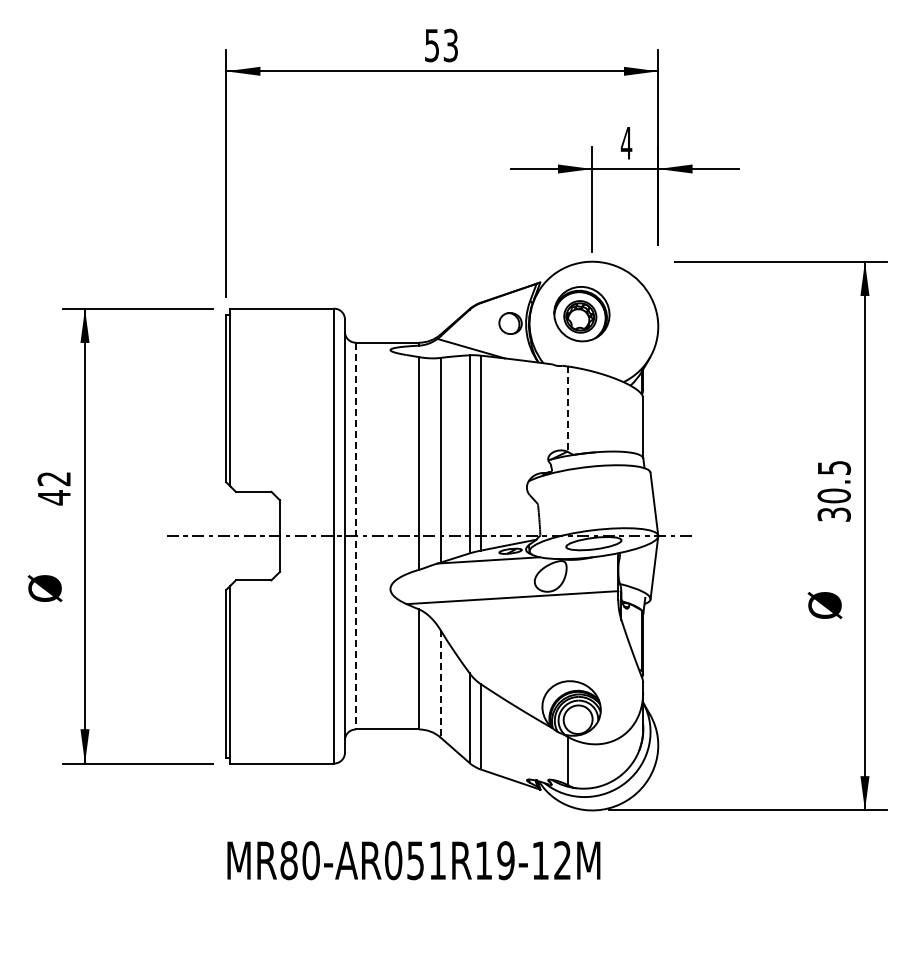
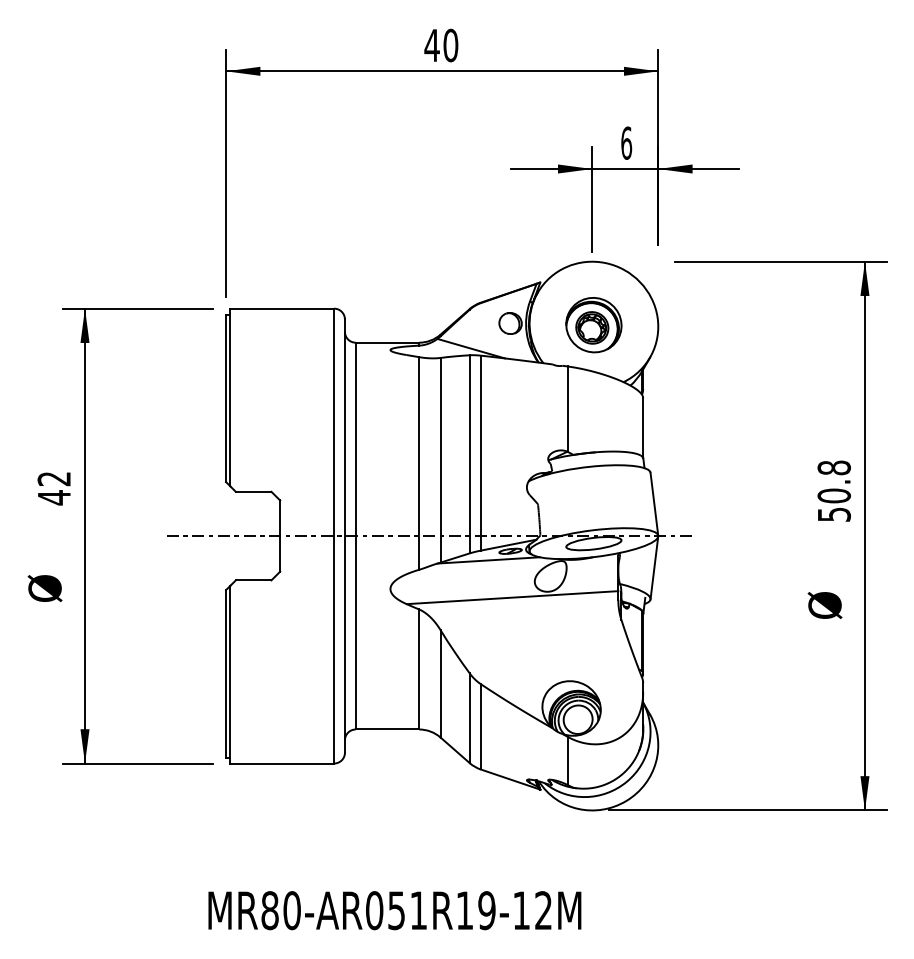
text: 53 -> 40 (441, 45)
text: 4 -> 6 (626, 142)
part position: (581, 314) -> (593, 325) (593, 325)
line: dashed -> solid (567, 409)
text: 30.5 -> 50.8 (833, 490)
line: dashed -> solid (355, 536)
line: dashed -> solid (440, 683)
text position: (413, 860) -> (394, 910) (394, 910)
